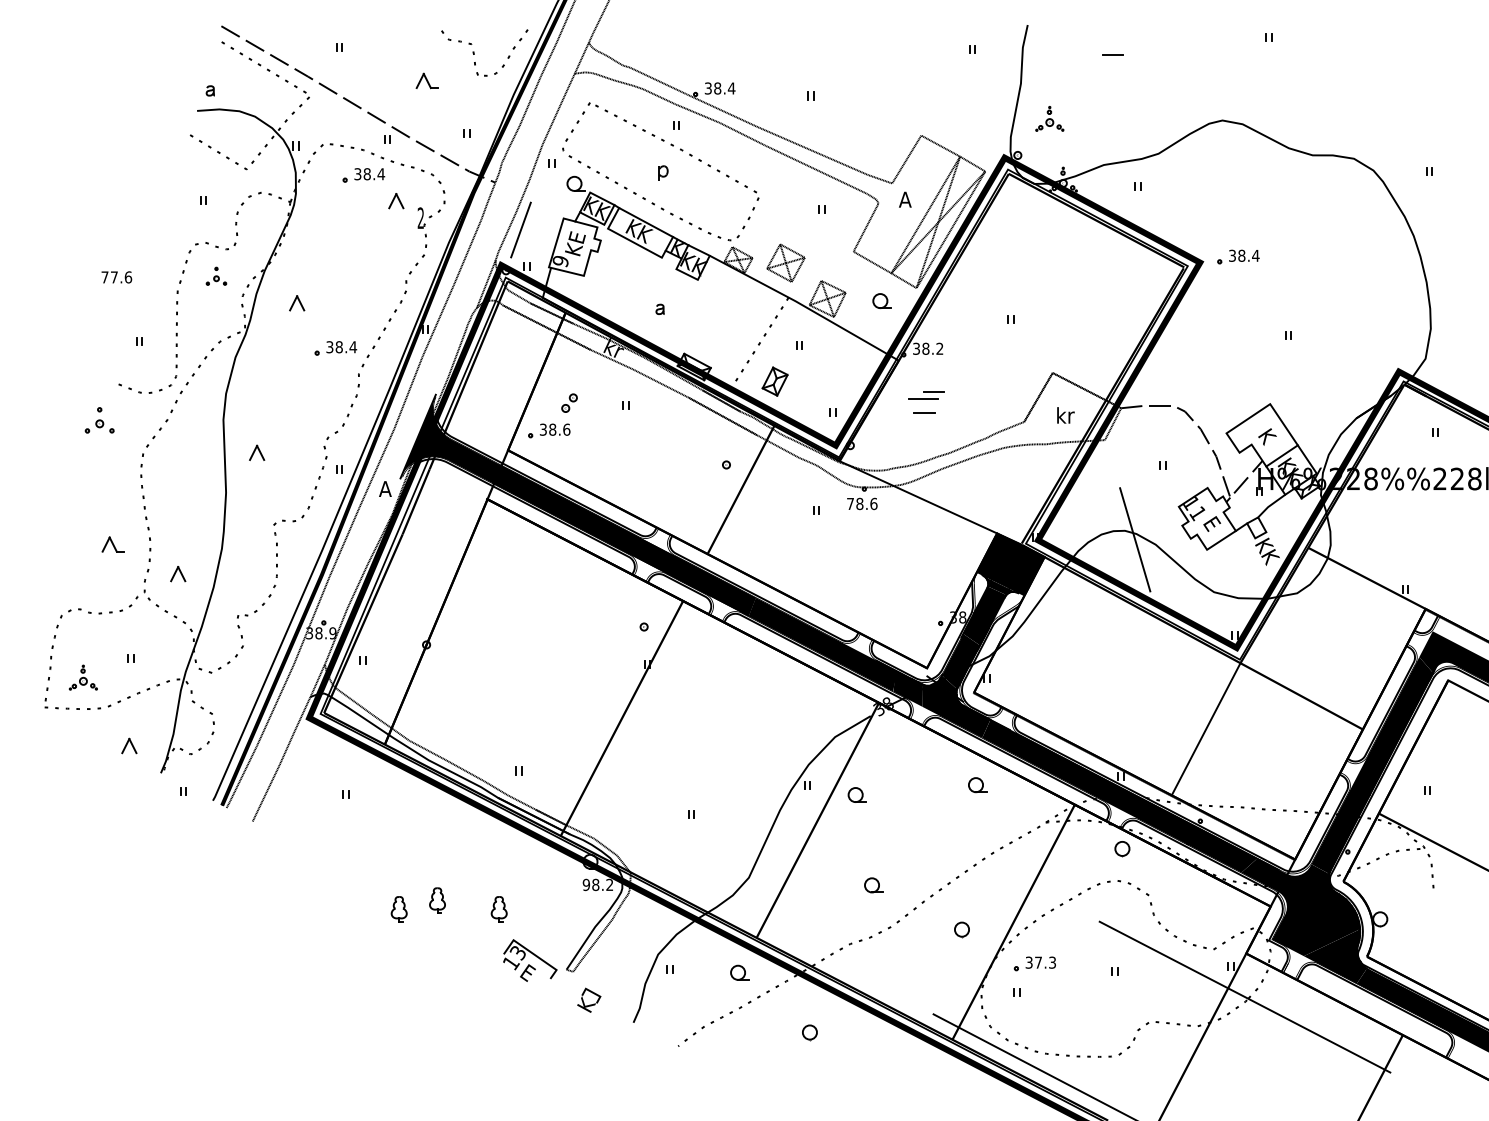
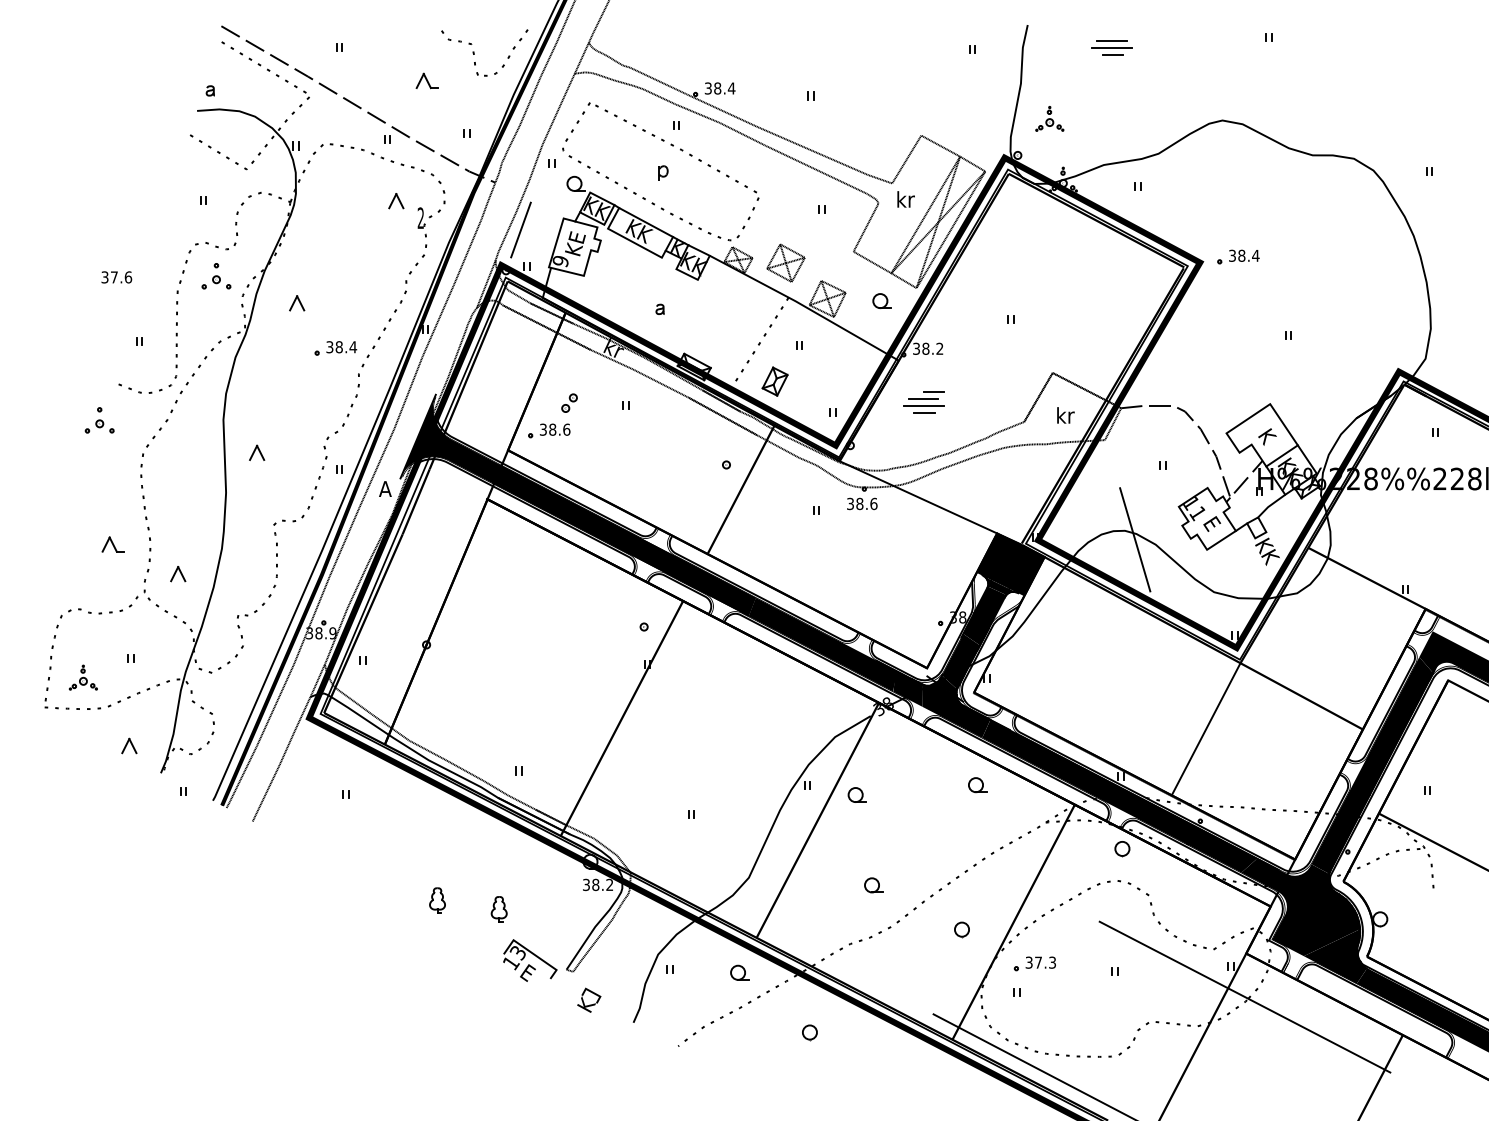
line: none -> present (1111, 40)
line: none -> present (1112, 47)
part: present -> none (363, 175)
text: A -> kr (905, 199)
part size: 23x20 px -> 31x27 px (216, 276)
text: 77.6 -> 37.6 (104, 277)
line: none -> present (923, 406)
text: 78.6 -> 38.6 (850, 503)
text: 98.2 -> 38.2 (586, 884)
part: present -> none (398, 909)
